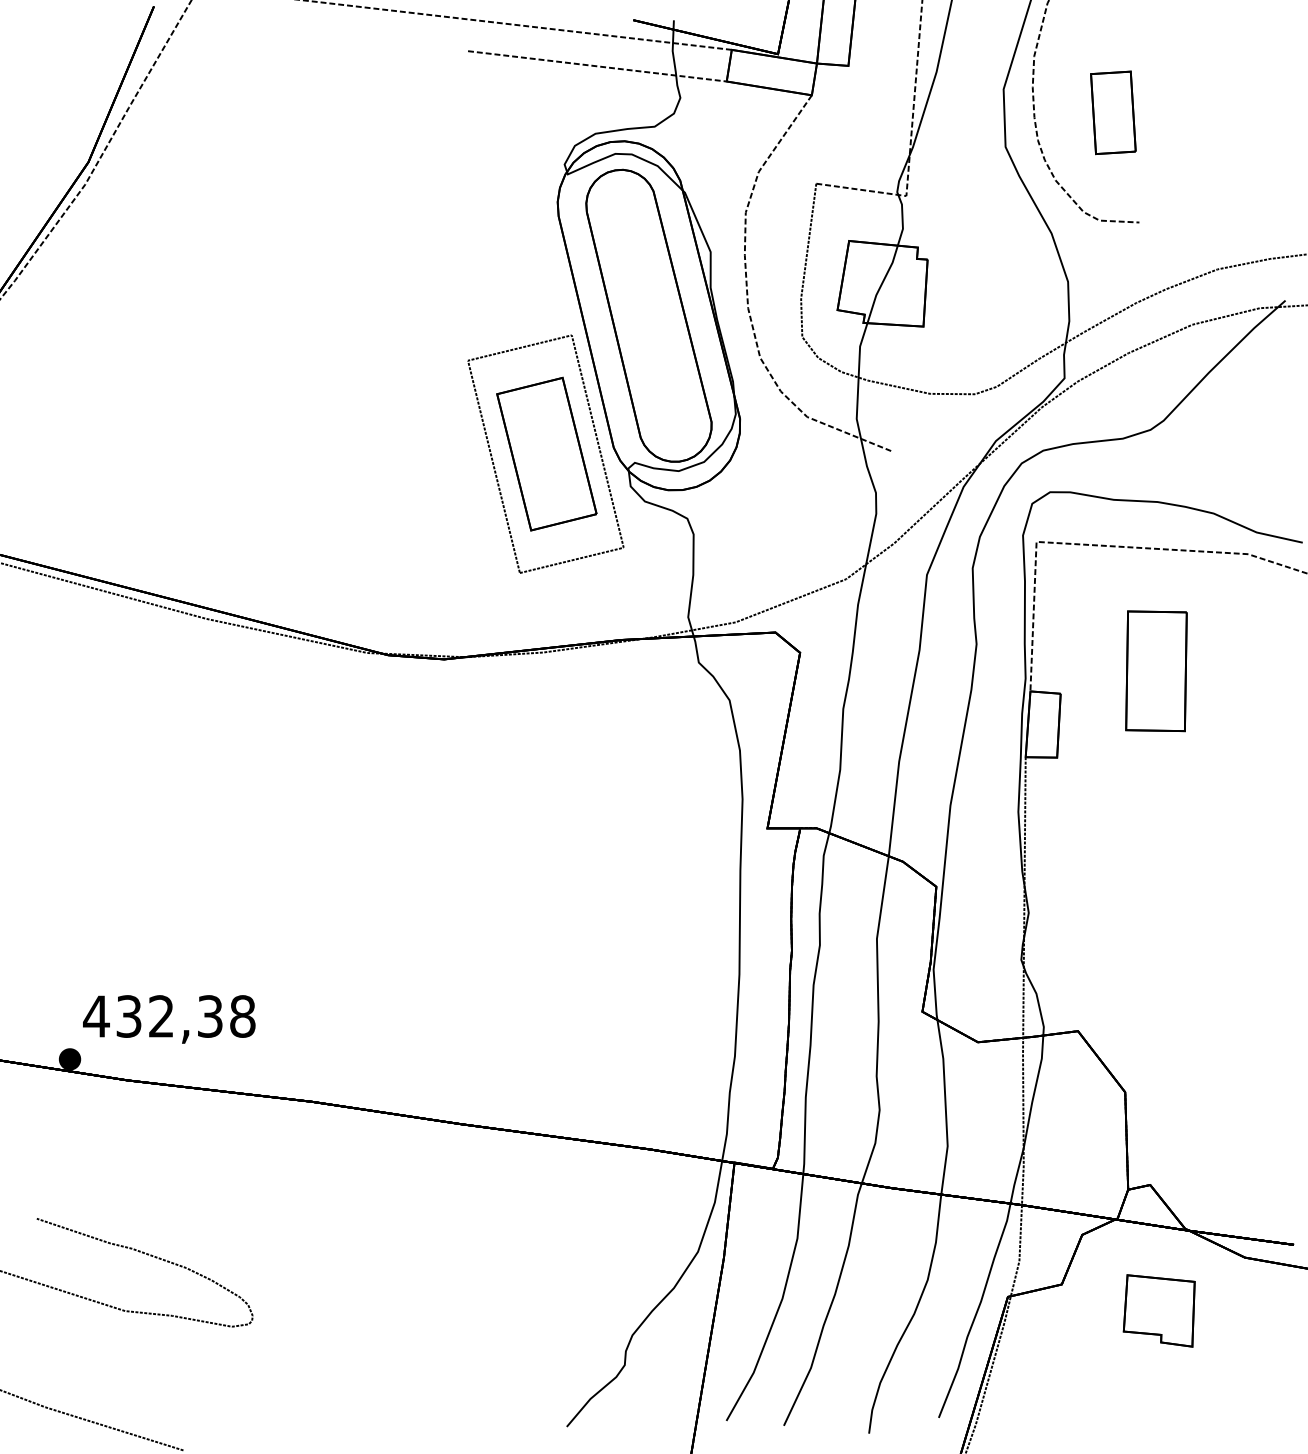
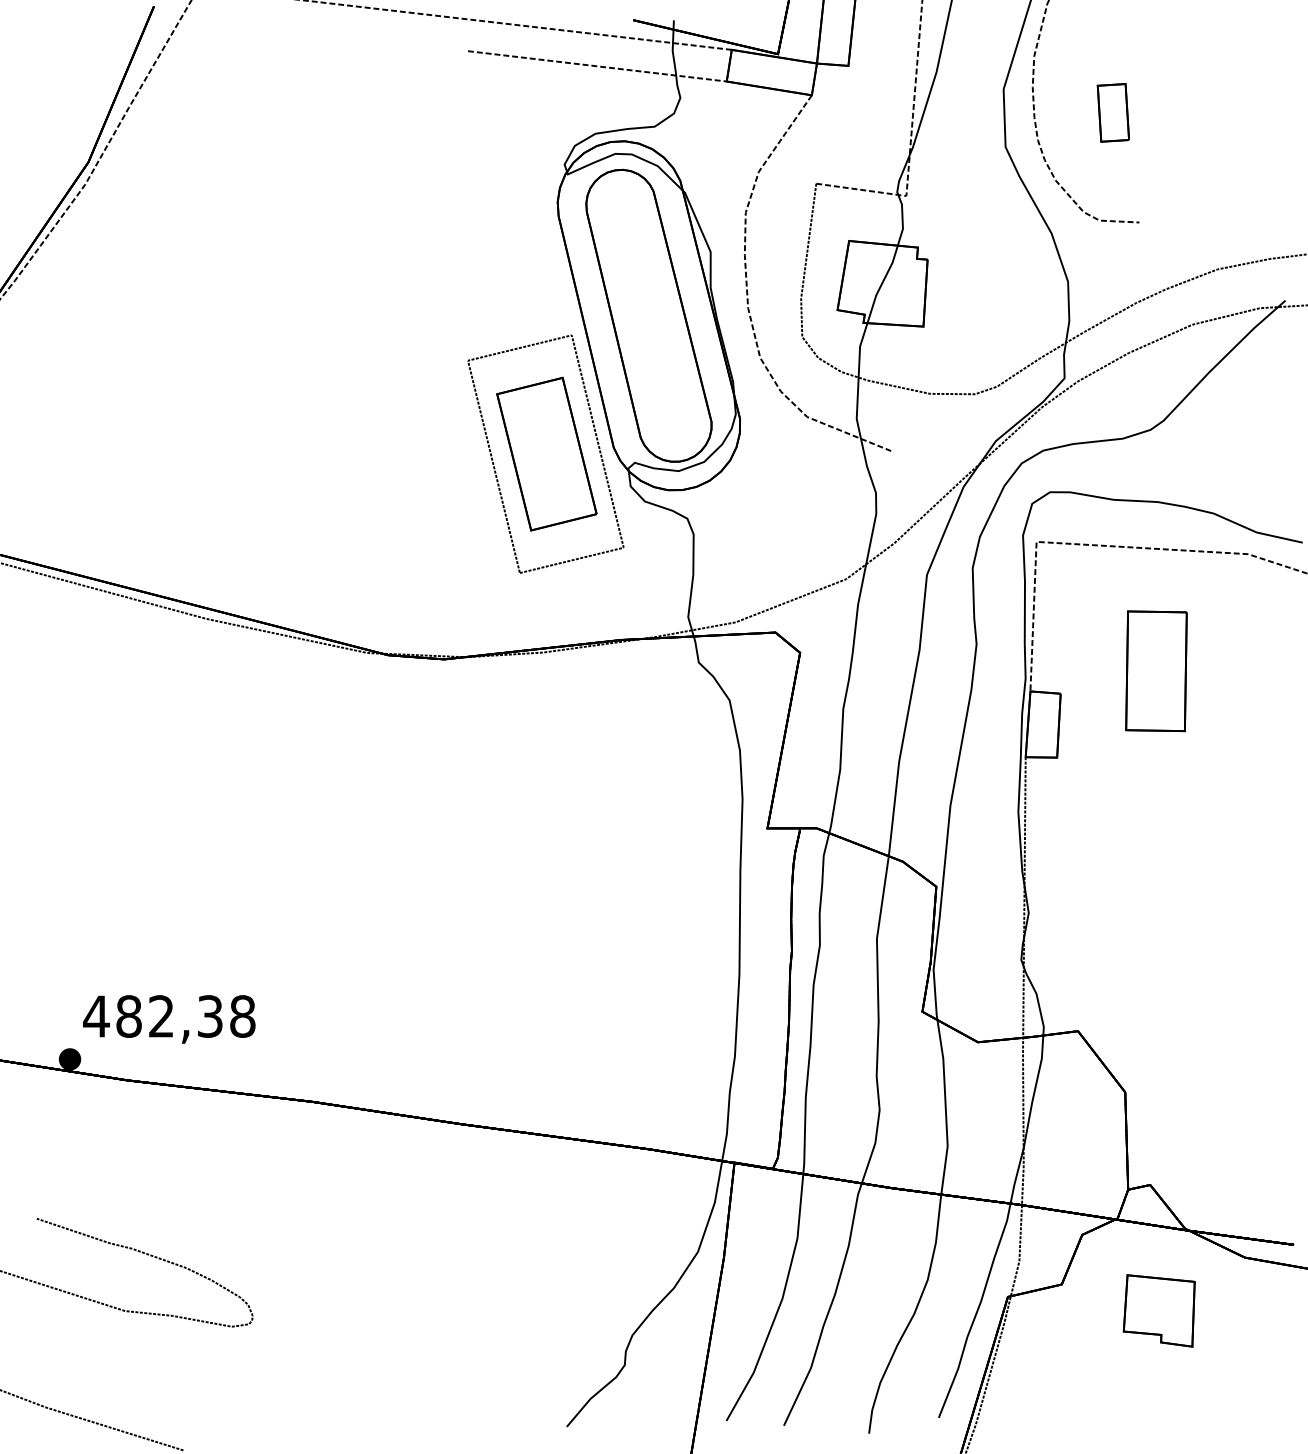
part size: 47x86 px -> 34x60 px (1112, 112)
text: 432,38 -> 482,38 (128, 1016)
